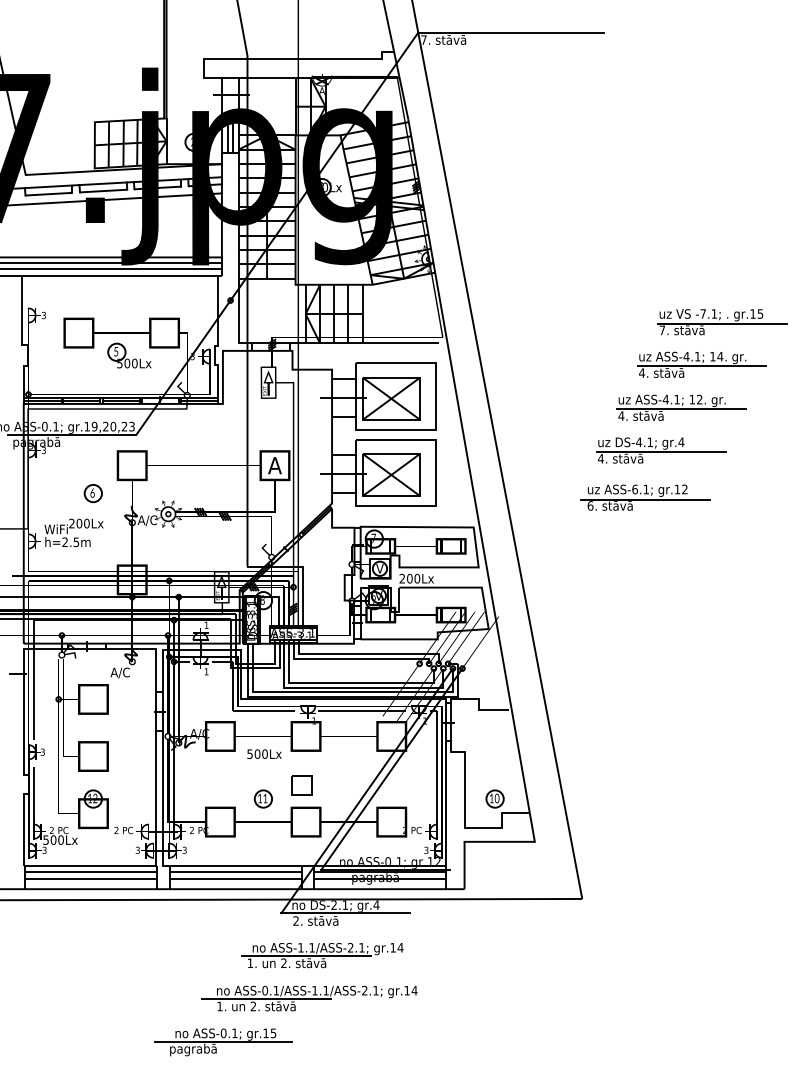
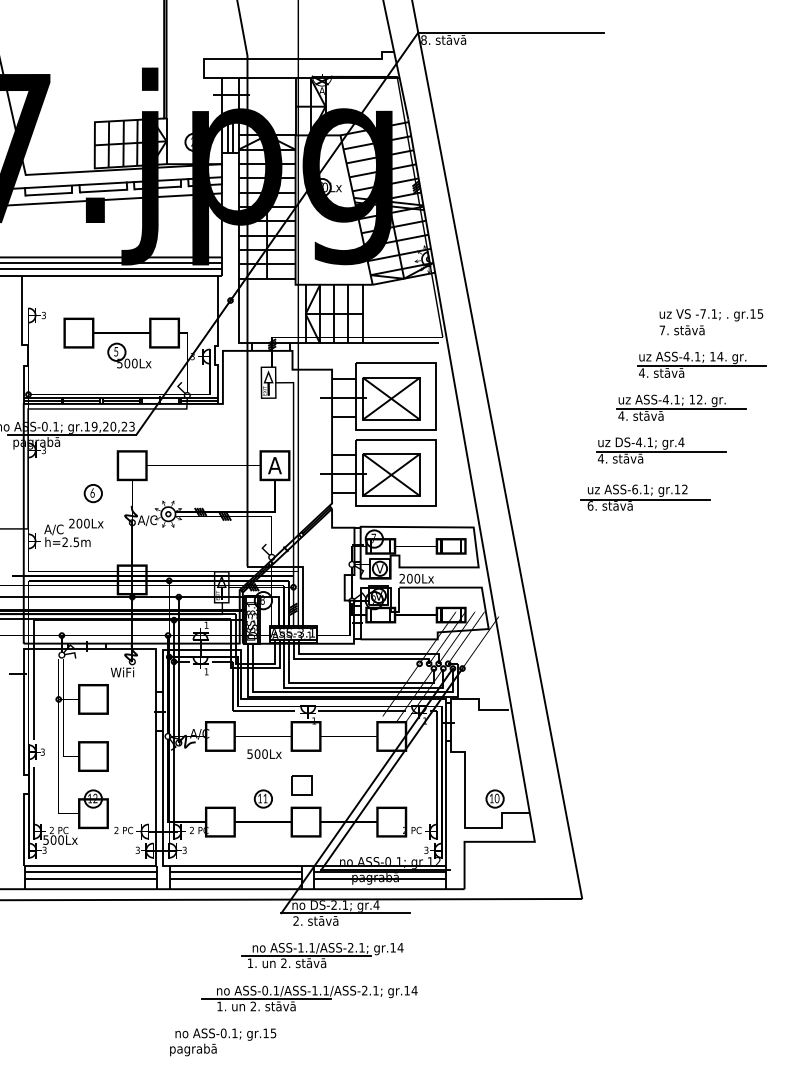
text: 7. -> 8. (423, 39)
line: present -> none (722, 323)
text: WiFi -> A/C (55, 529)
text: A/C -> WiFi (122, 672)
line: present -> none (222, 1041)
